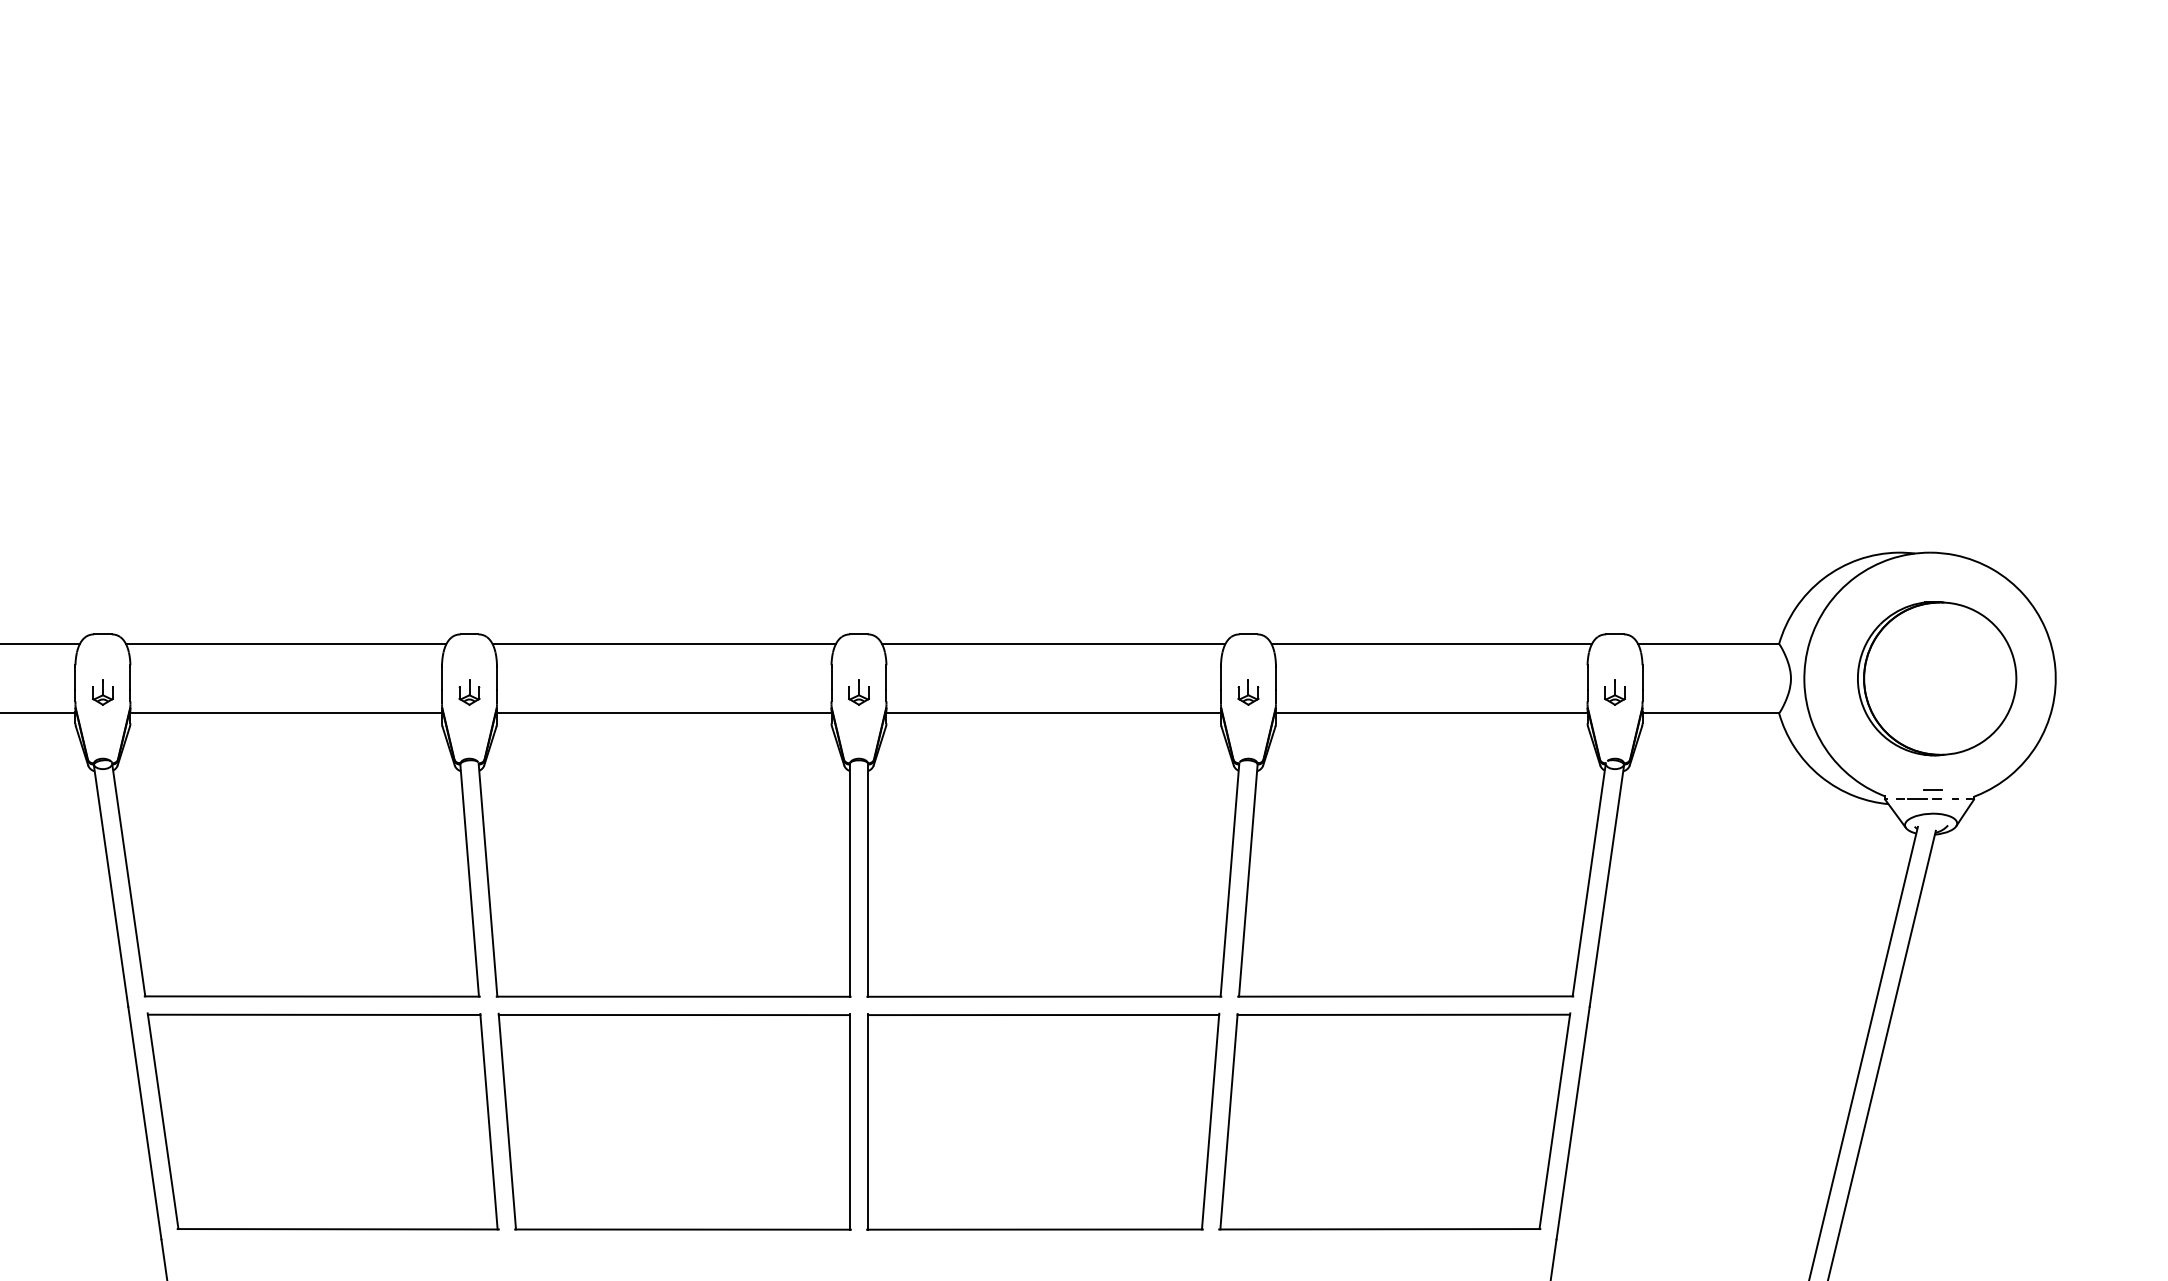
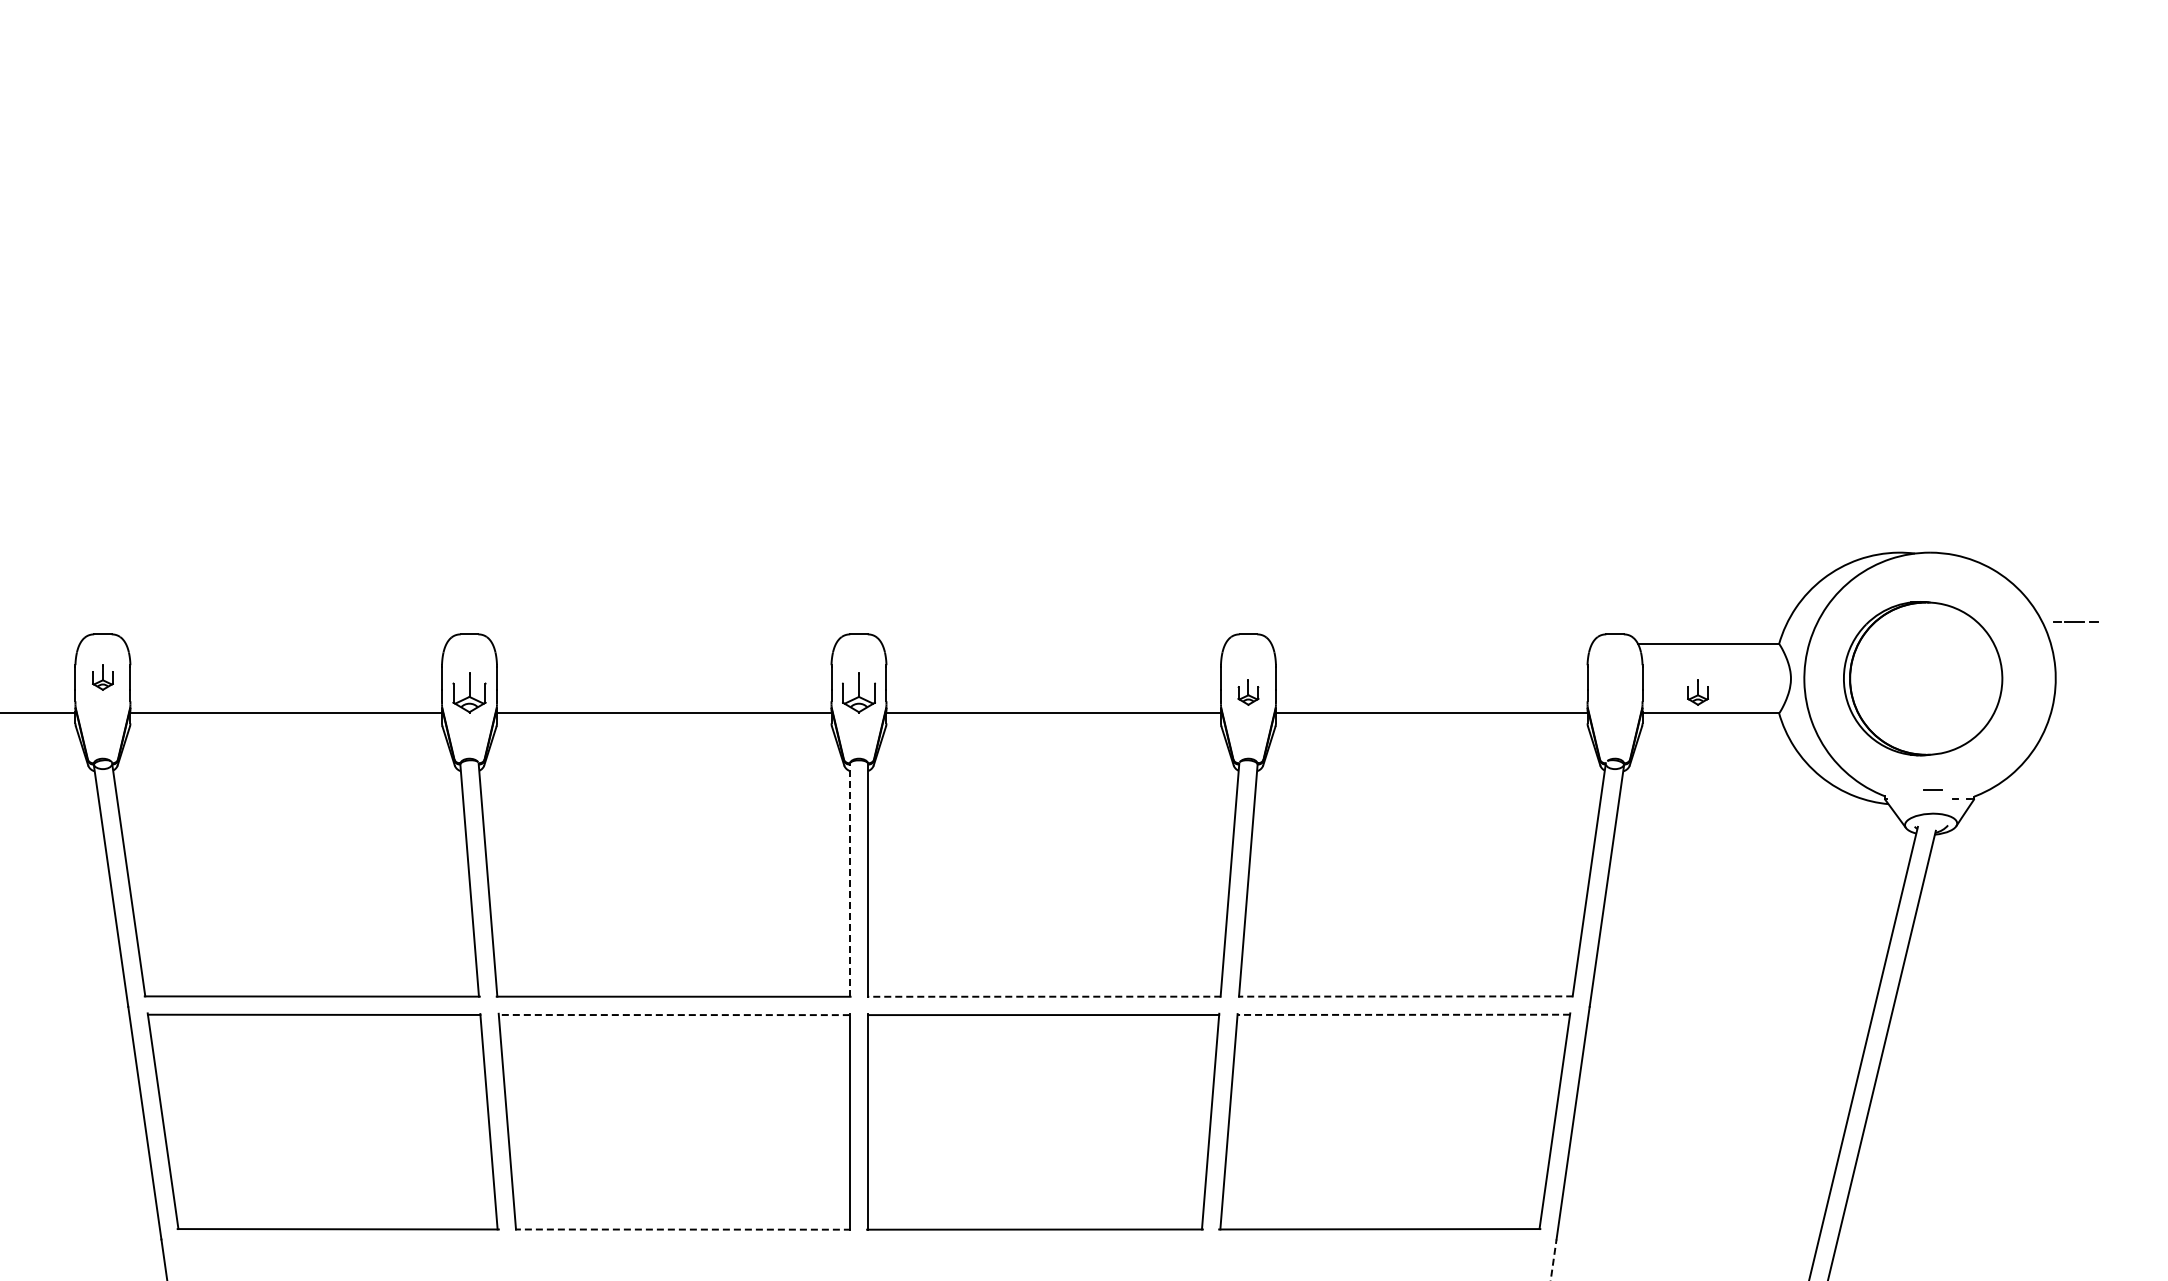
line: present -> none (40, 644)
line: present -> none (286, 644)
line: present -> none (663, 644)
line: present -> none (1053, 644)
line: present -> none (1431, 644)
part position: (1937, 678) -> (1923, 678) (1923, 678)
part position: (102, 692) -> (102, 677) (102, 677)
part size: 23x27 px -> 35x42 px (469, 692)
part size: 22x27 px -> 34x42 px (858, 692)
part position: (1614, 692) -> (1697, 692) (1697, 692)
line position: (1918, 798) -> (2075, 621) (2075, 621)
line: solid -> dashed (849, 879)
line: solid -> dashed (1044, 996)
line: solid -> dashed (1405, 996)
line: solid -> dashed (1403, 1014)
line: solid -> dashed (674, 1015)
line: solid -> dashed (683, 1229)
line: solid -> dashed (1553, 1260)
